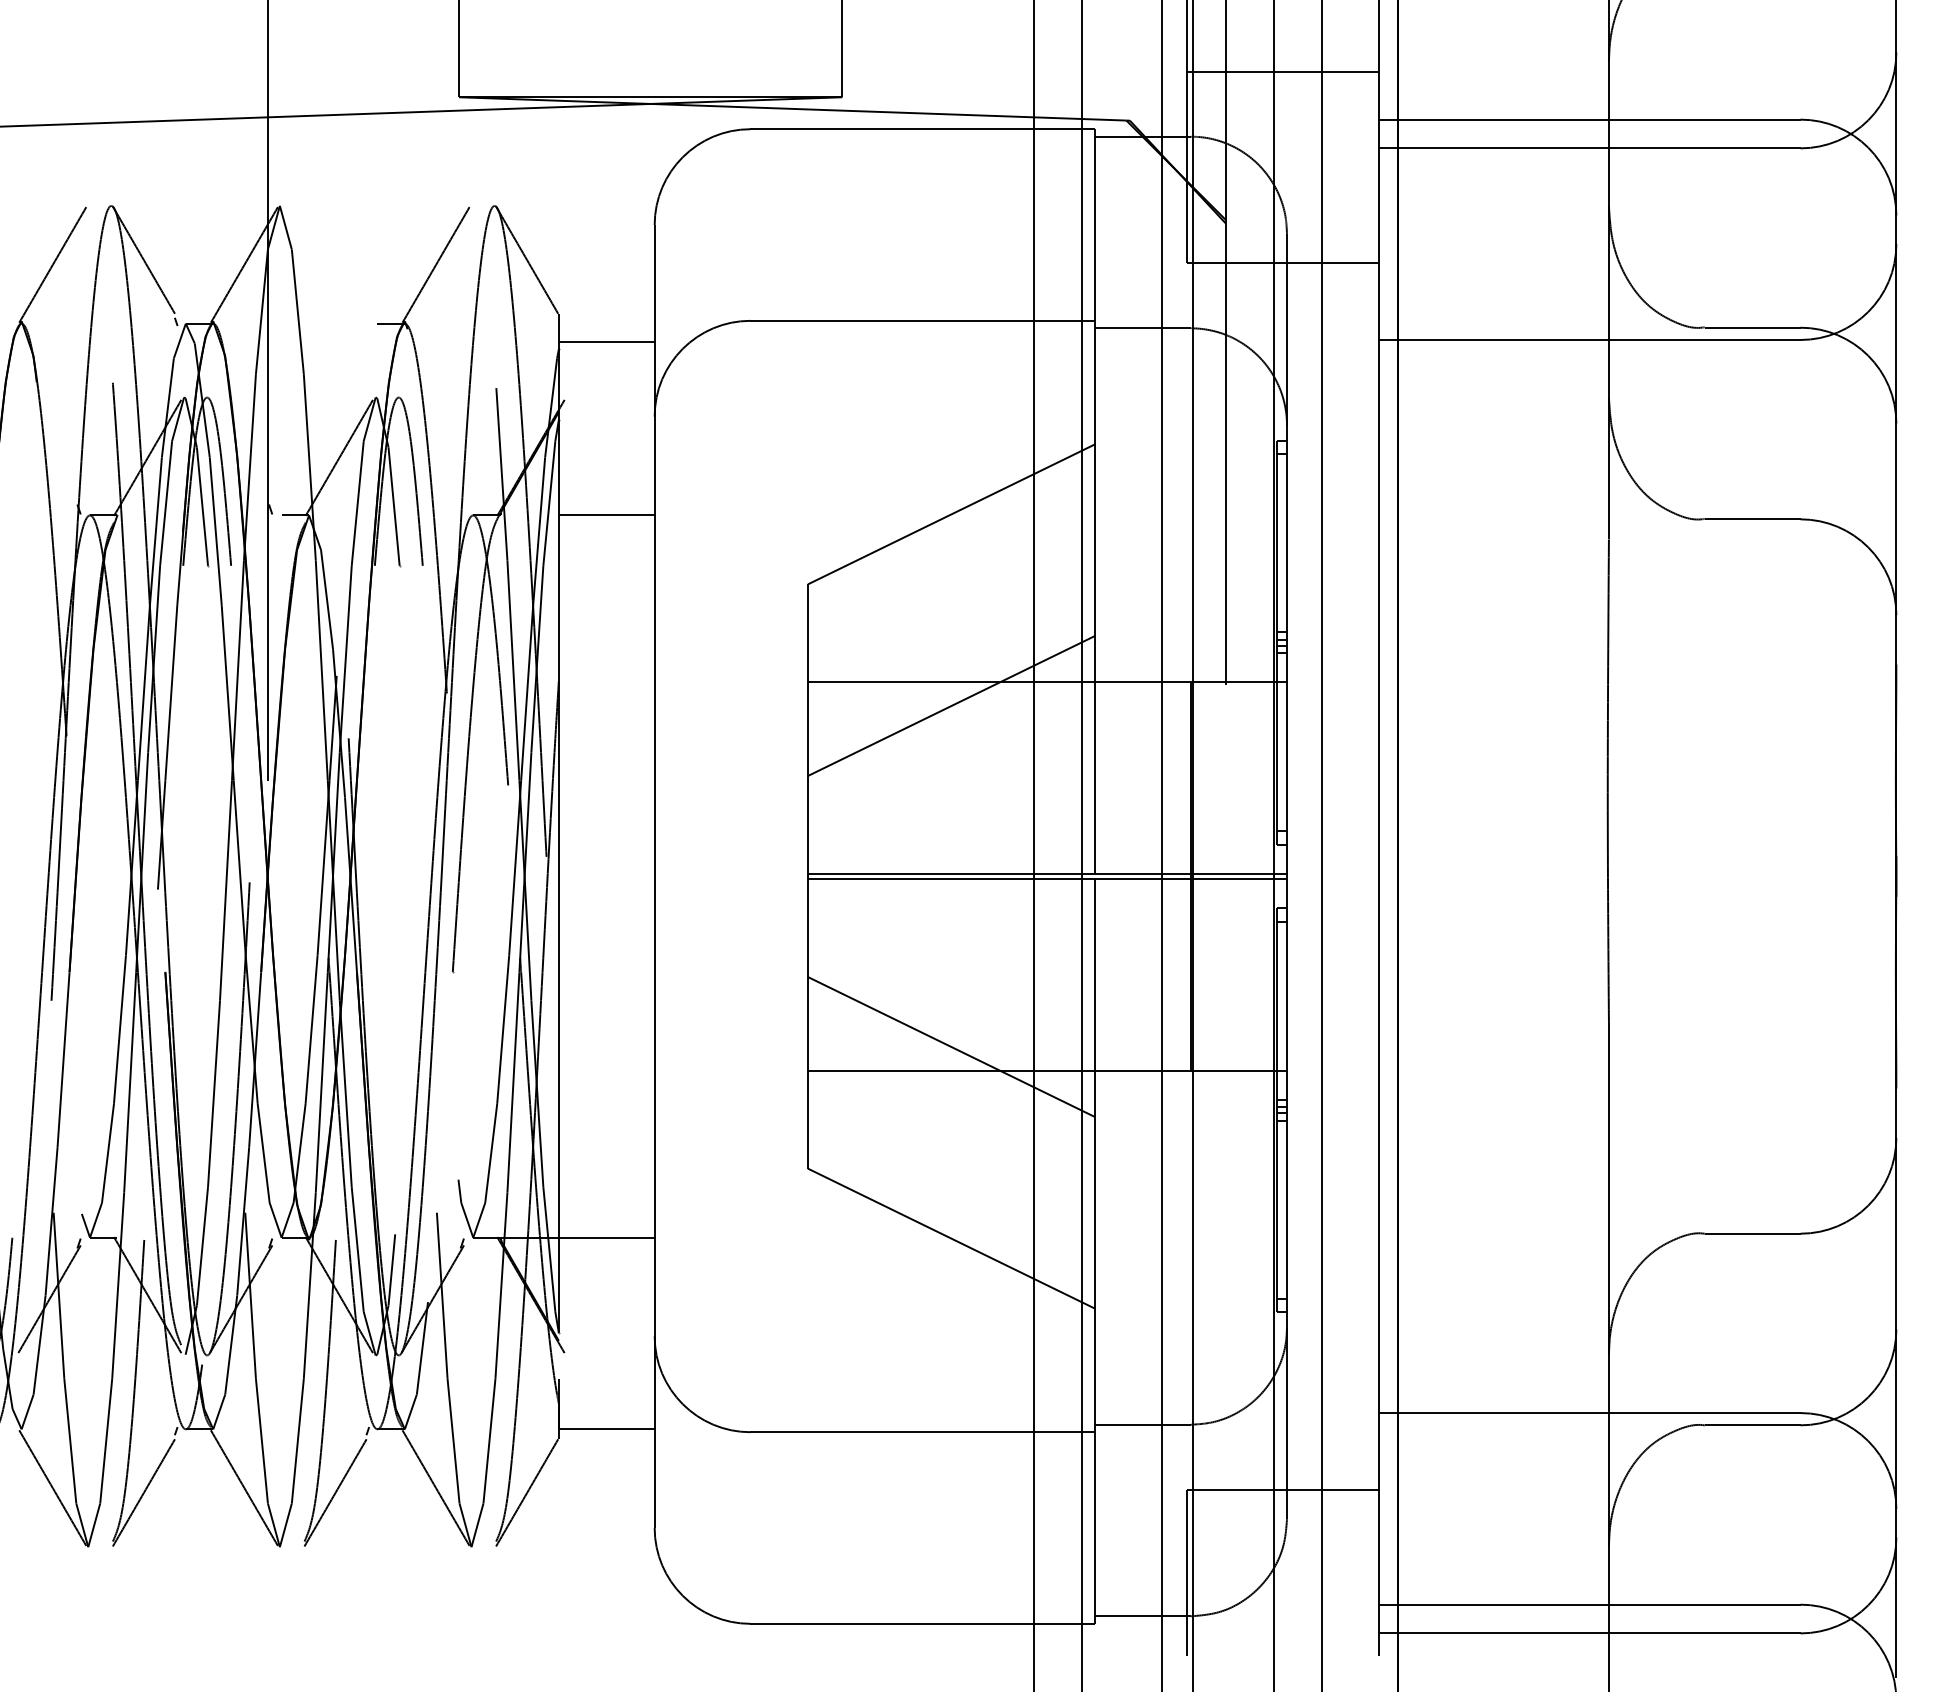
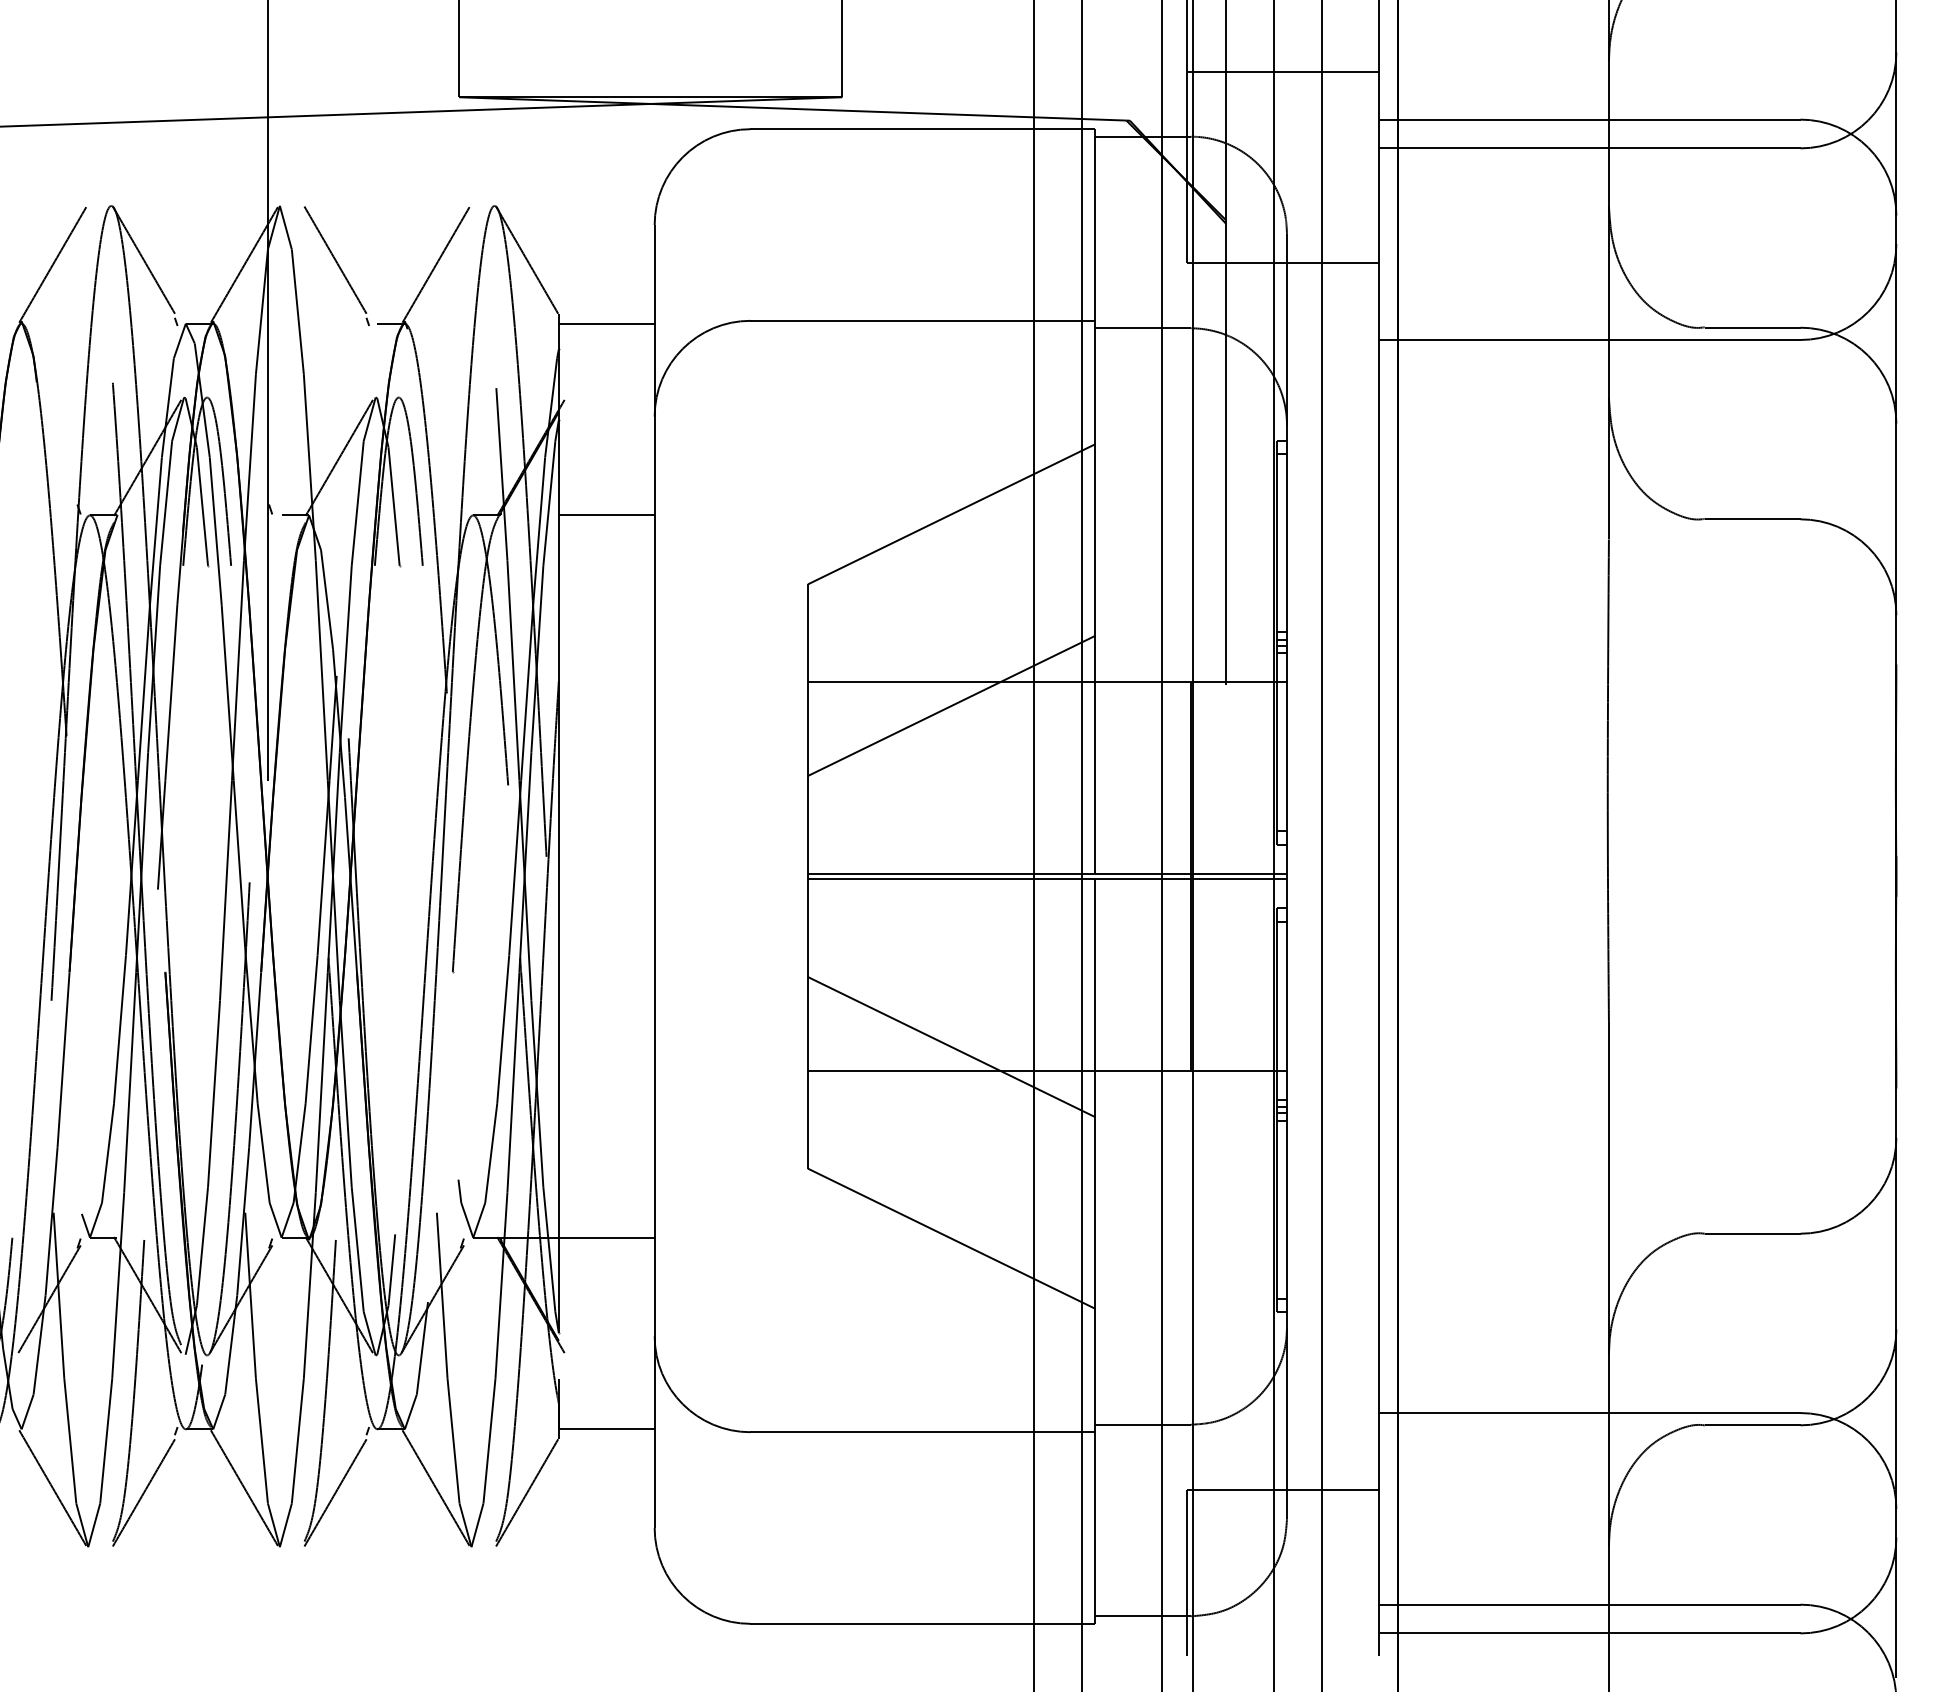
part: none -> present (336, 266)
line position: (606, 341) -> (606, 323) (606, 323)
